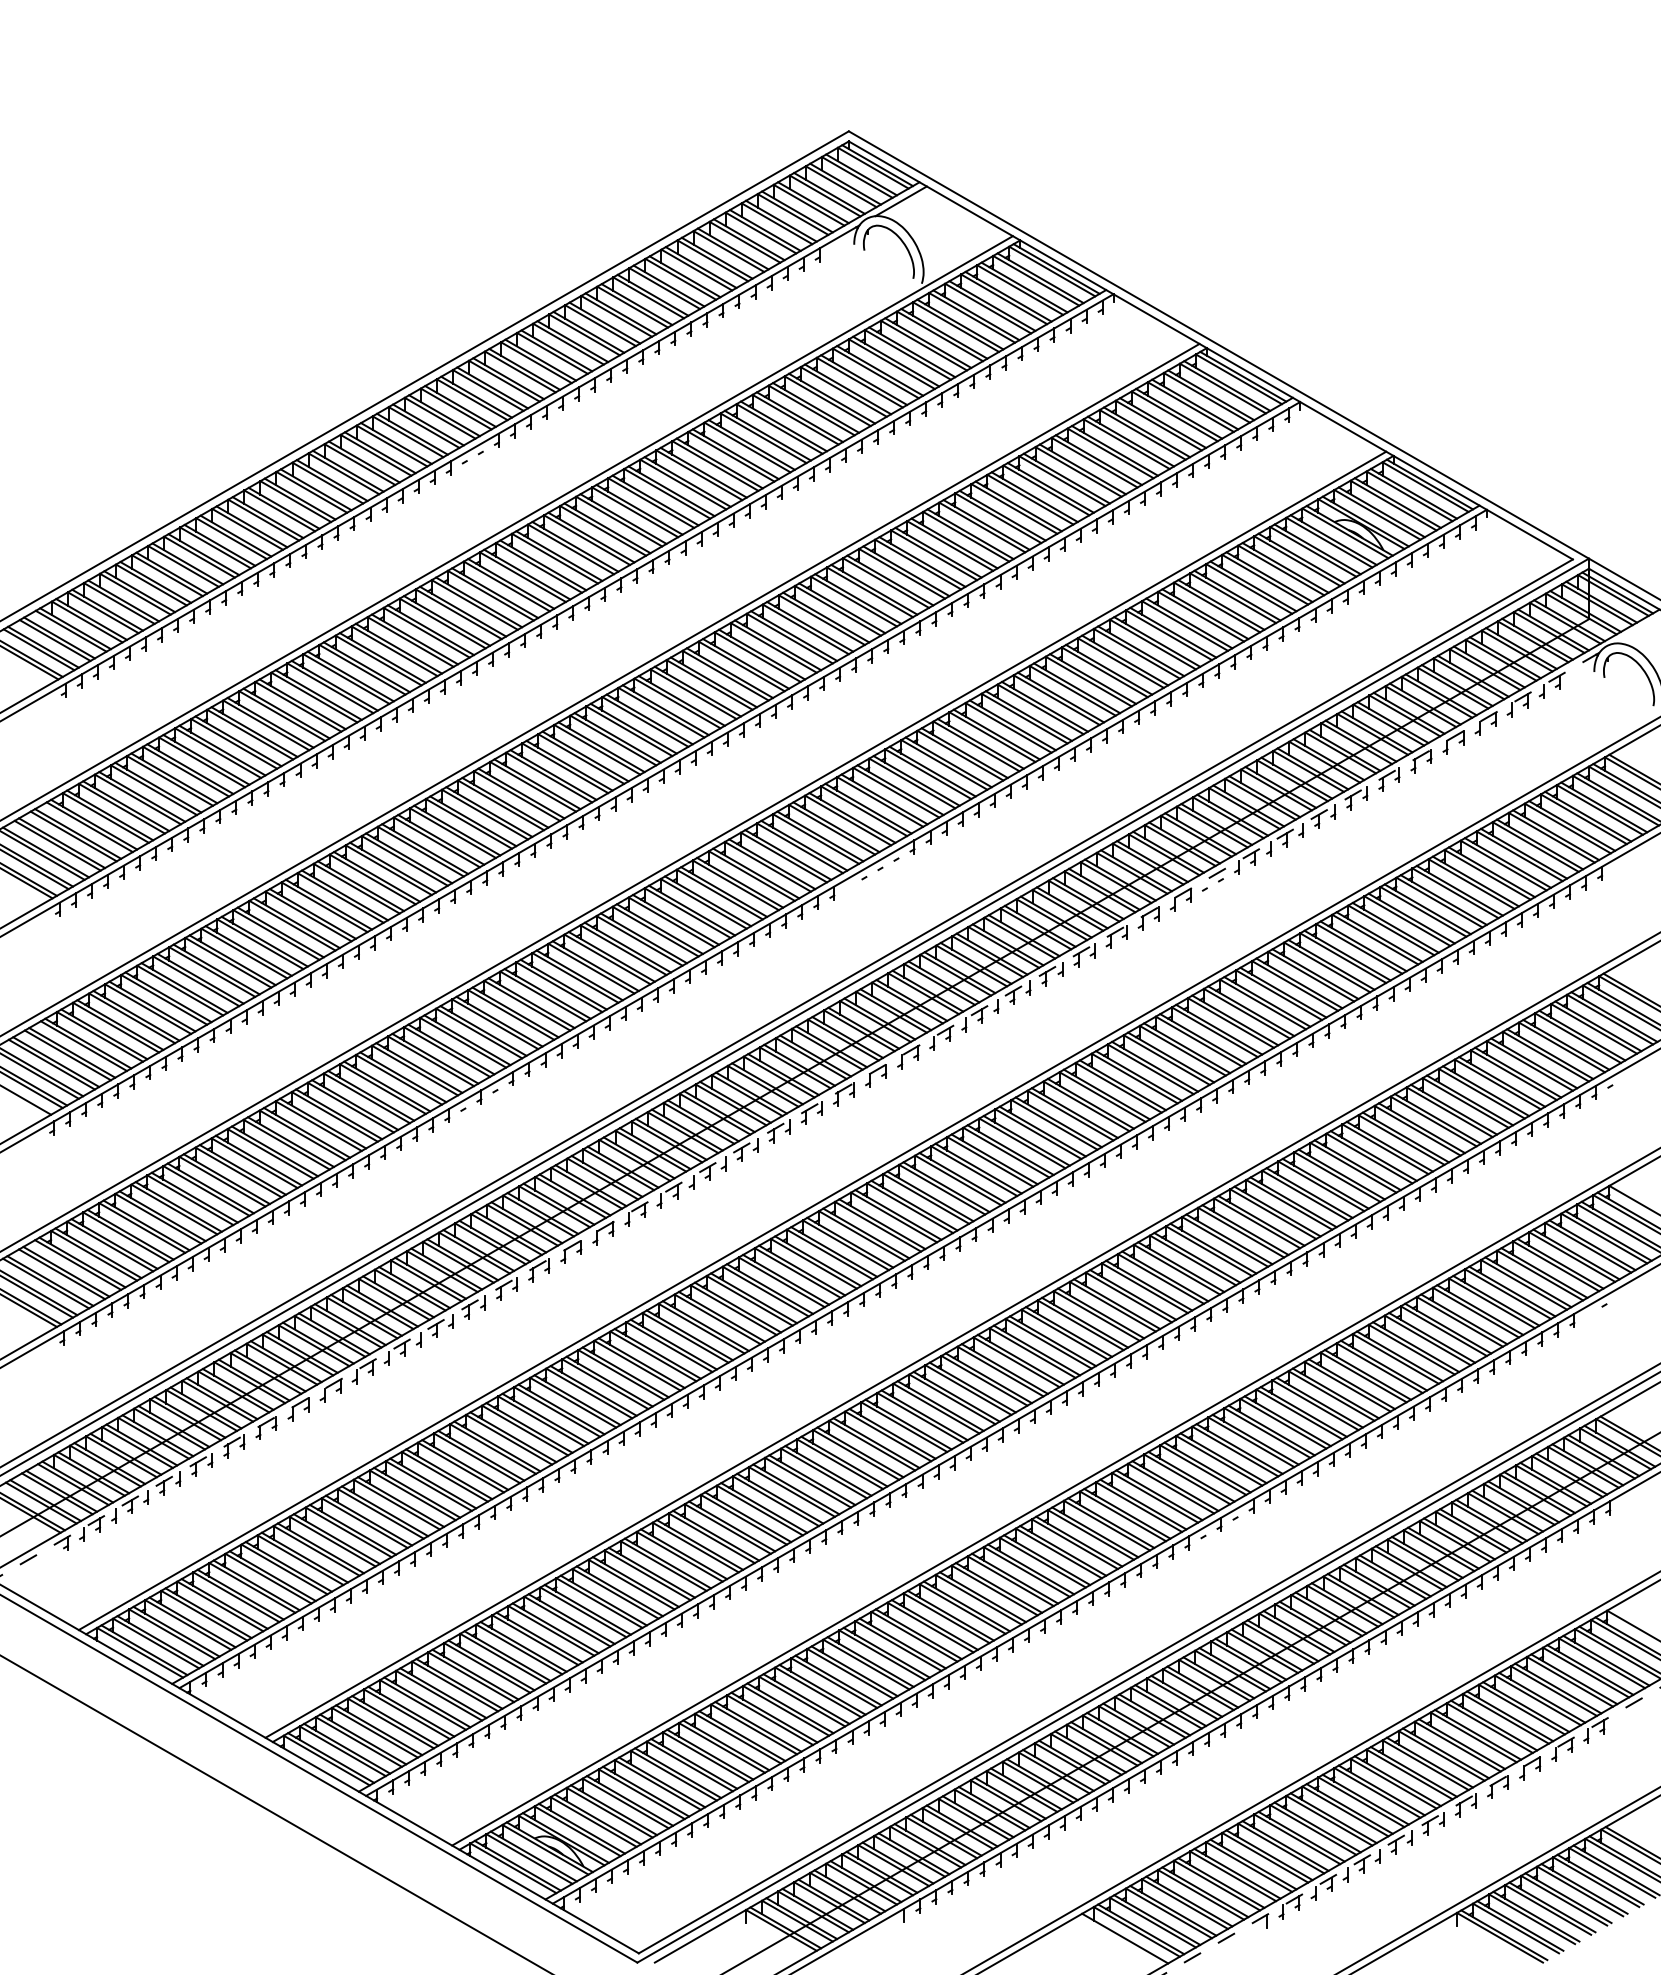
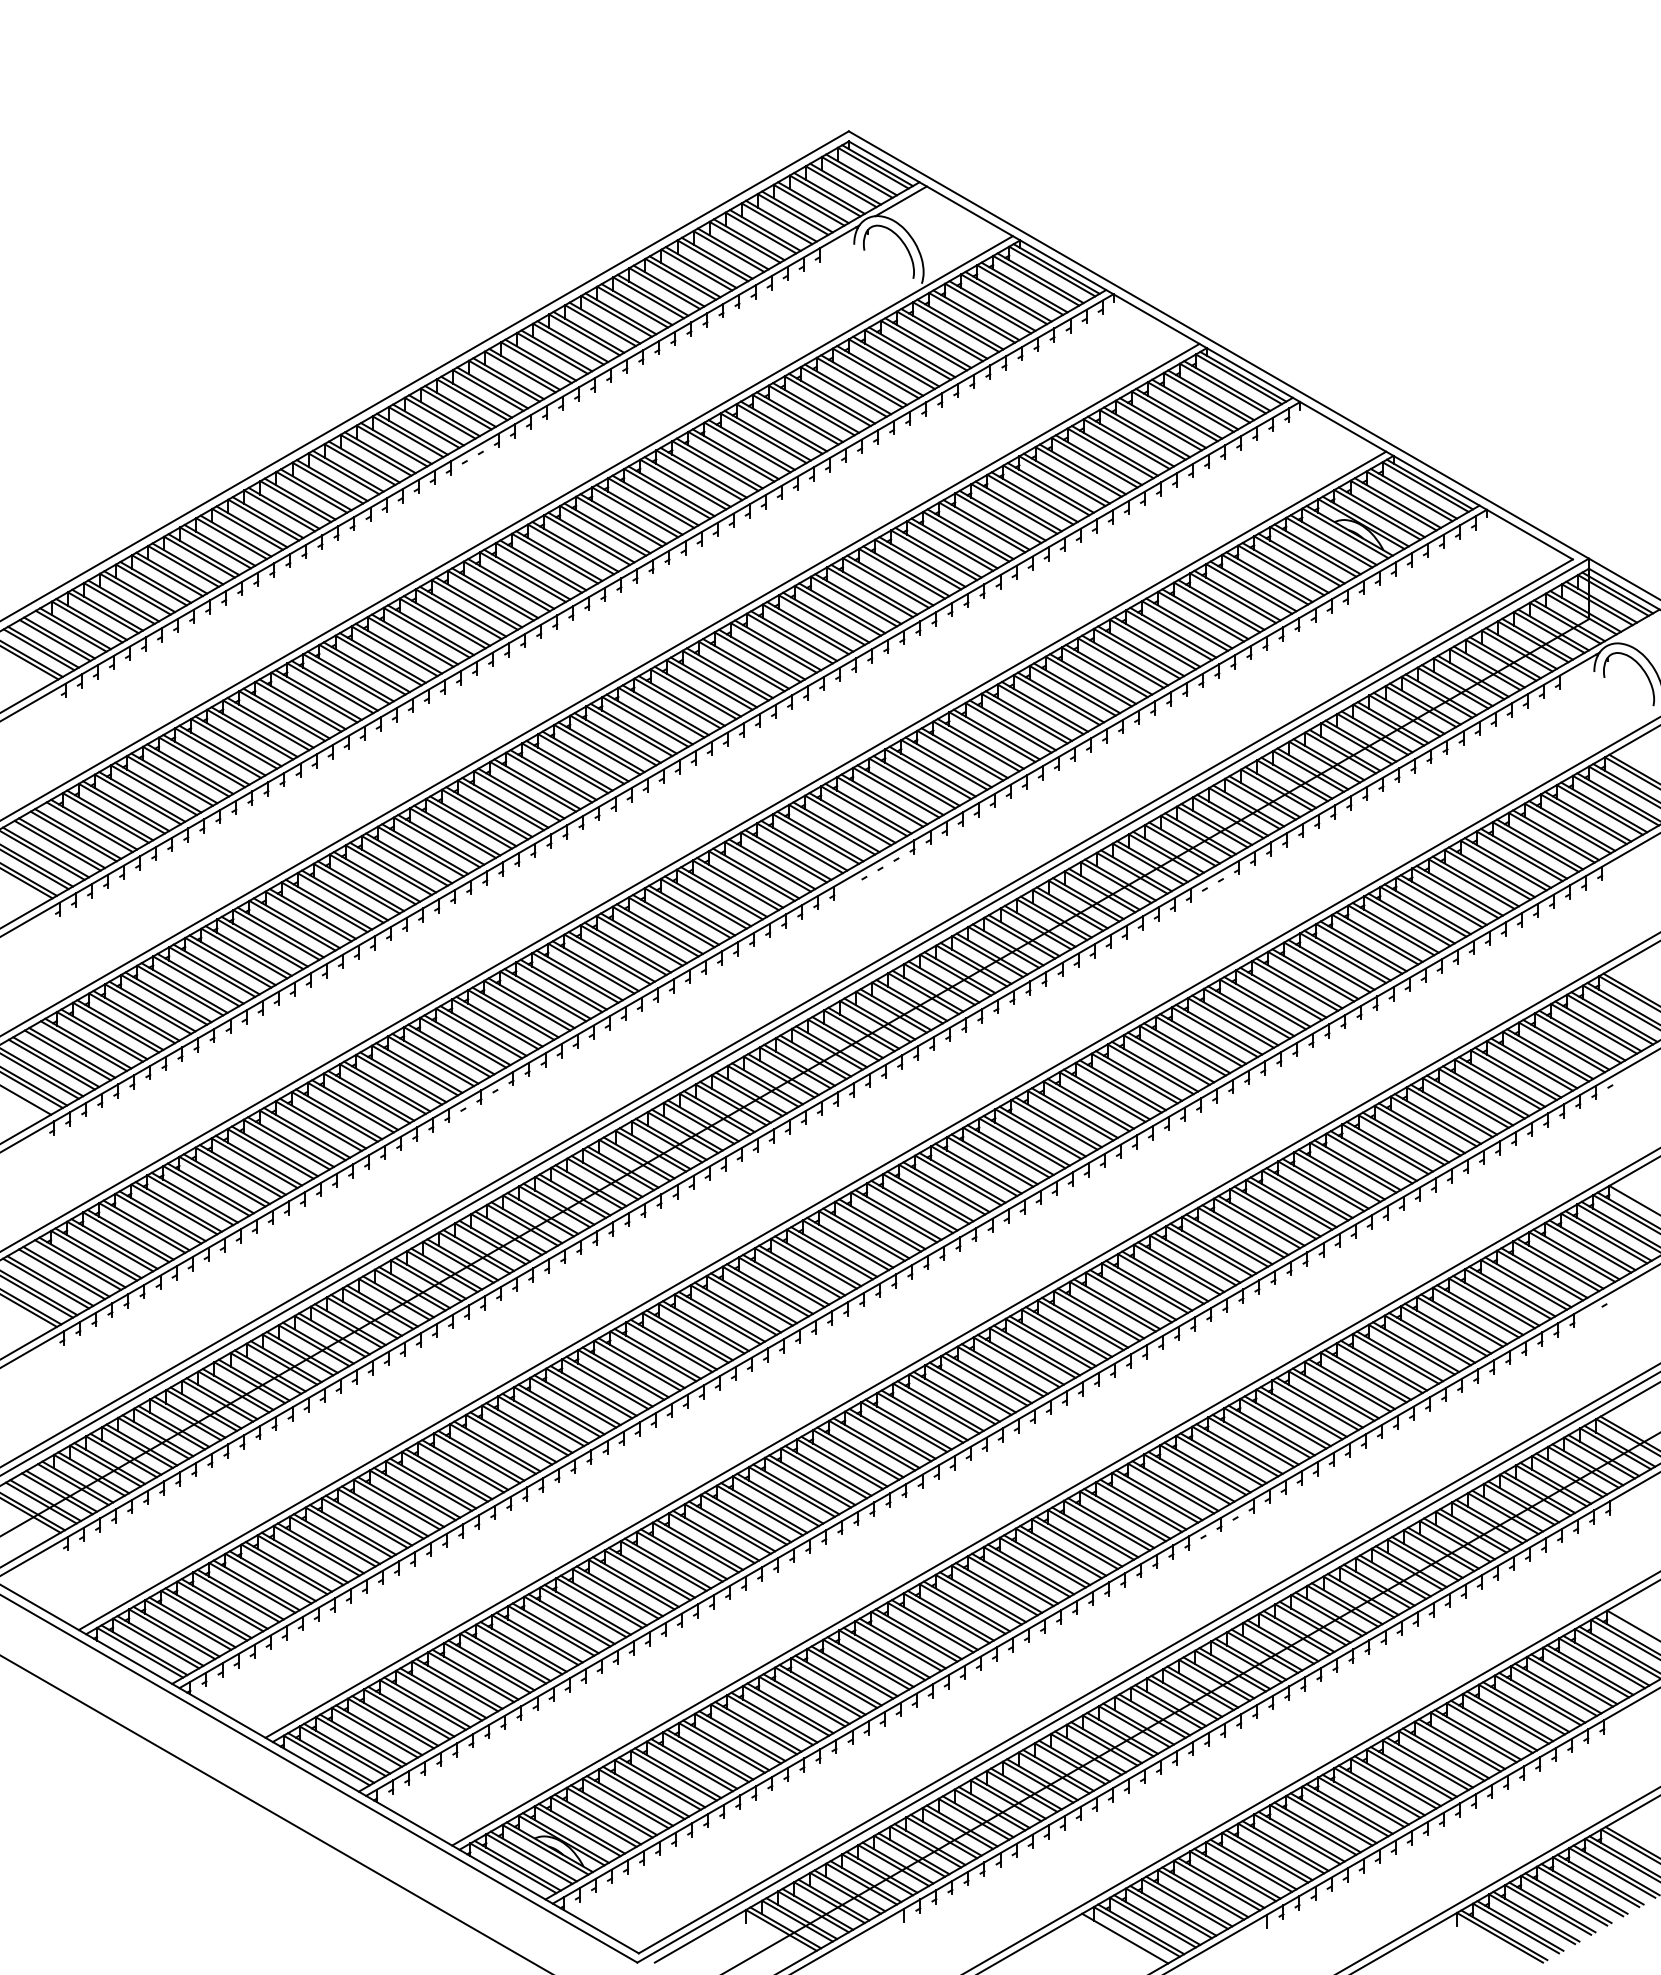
line: dashed -> solid (799, 1114)
line: dashed -> solid (1411, 1831)
